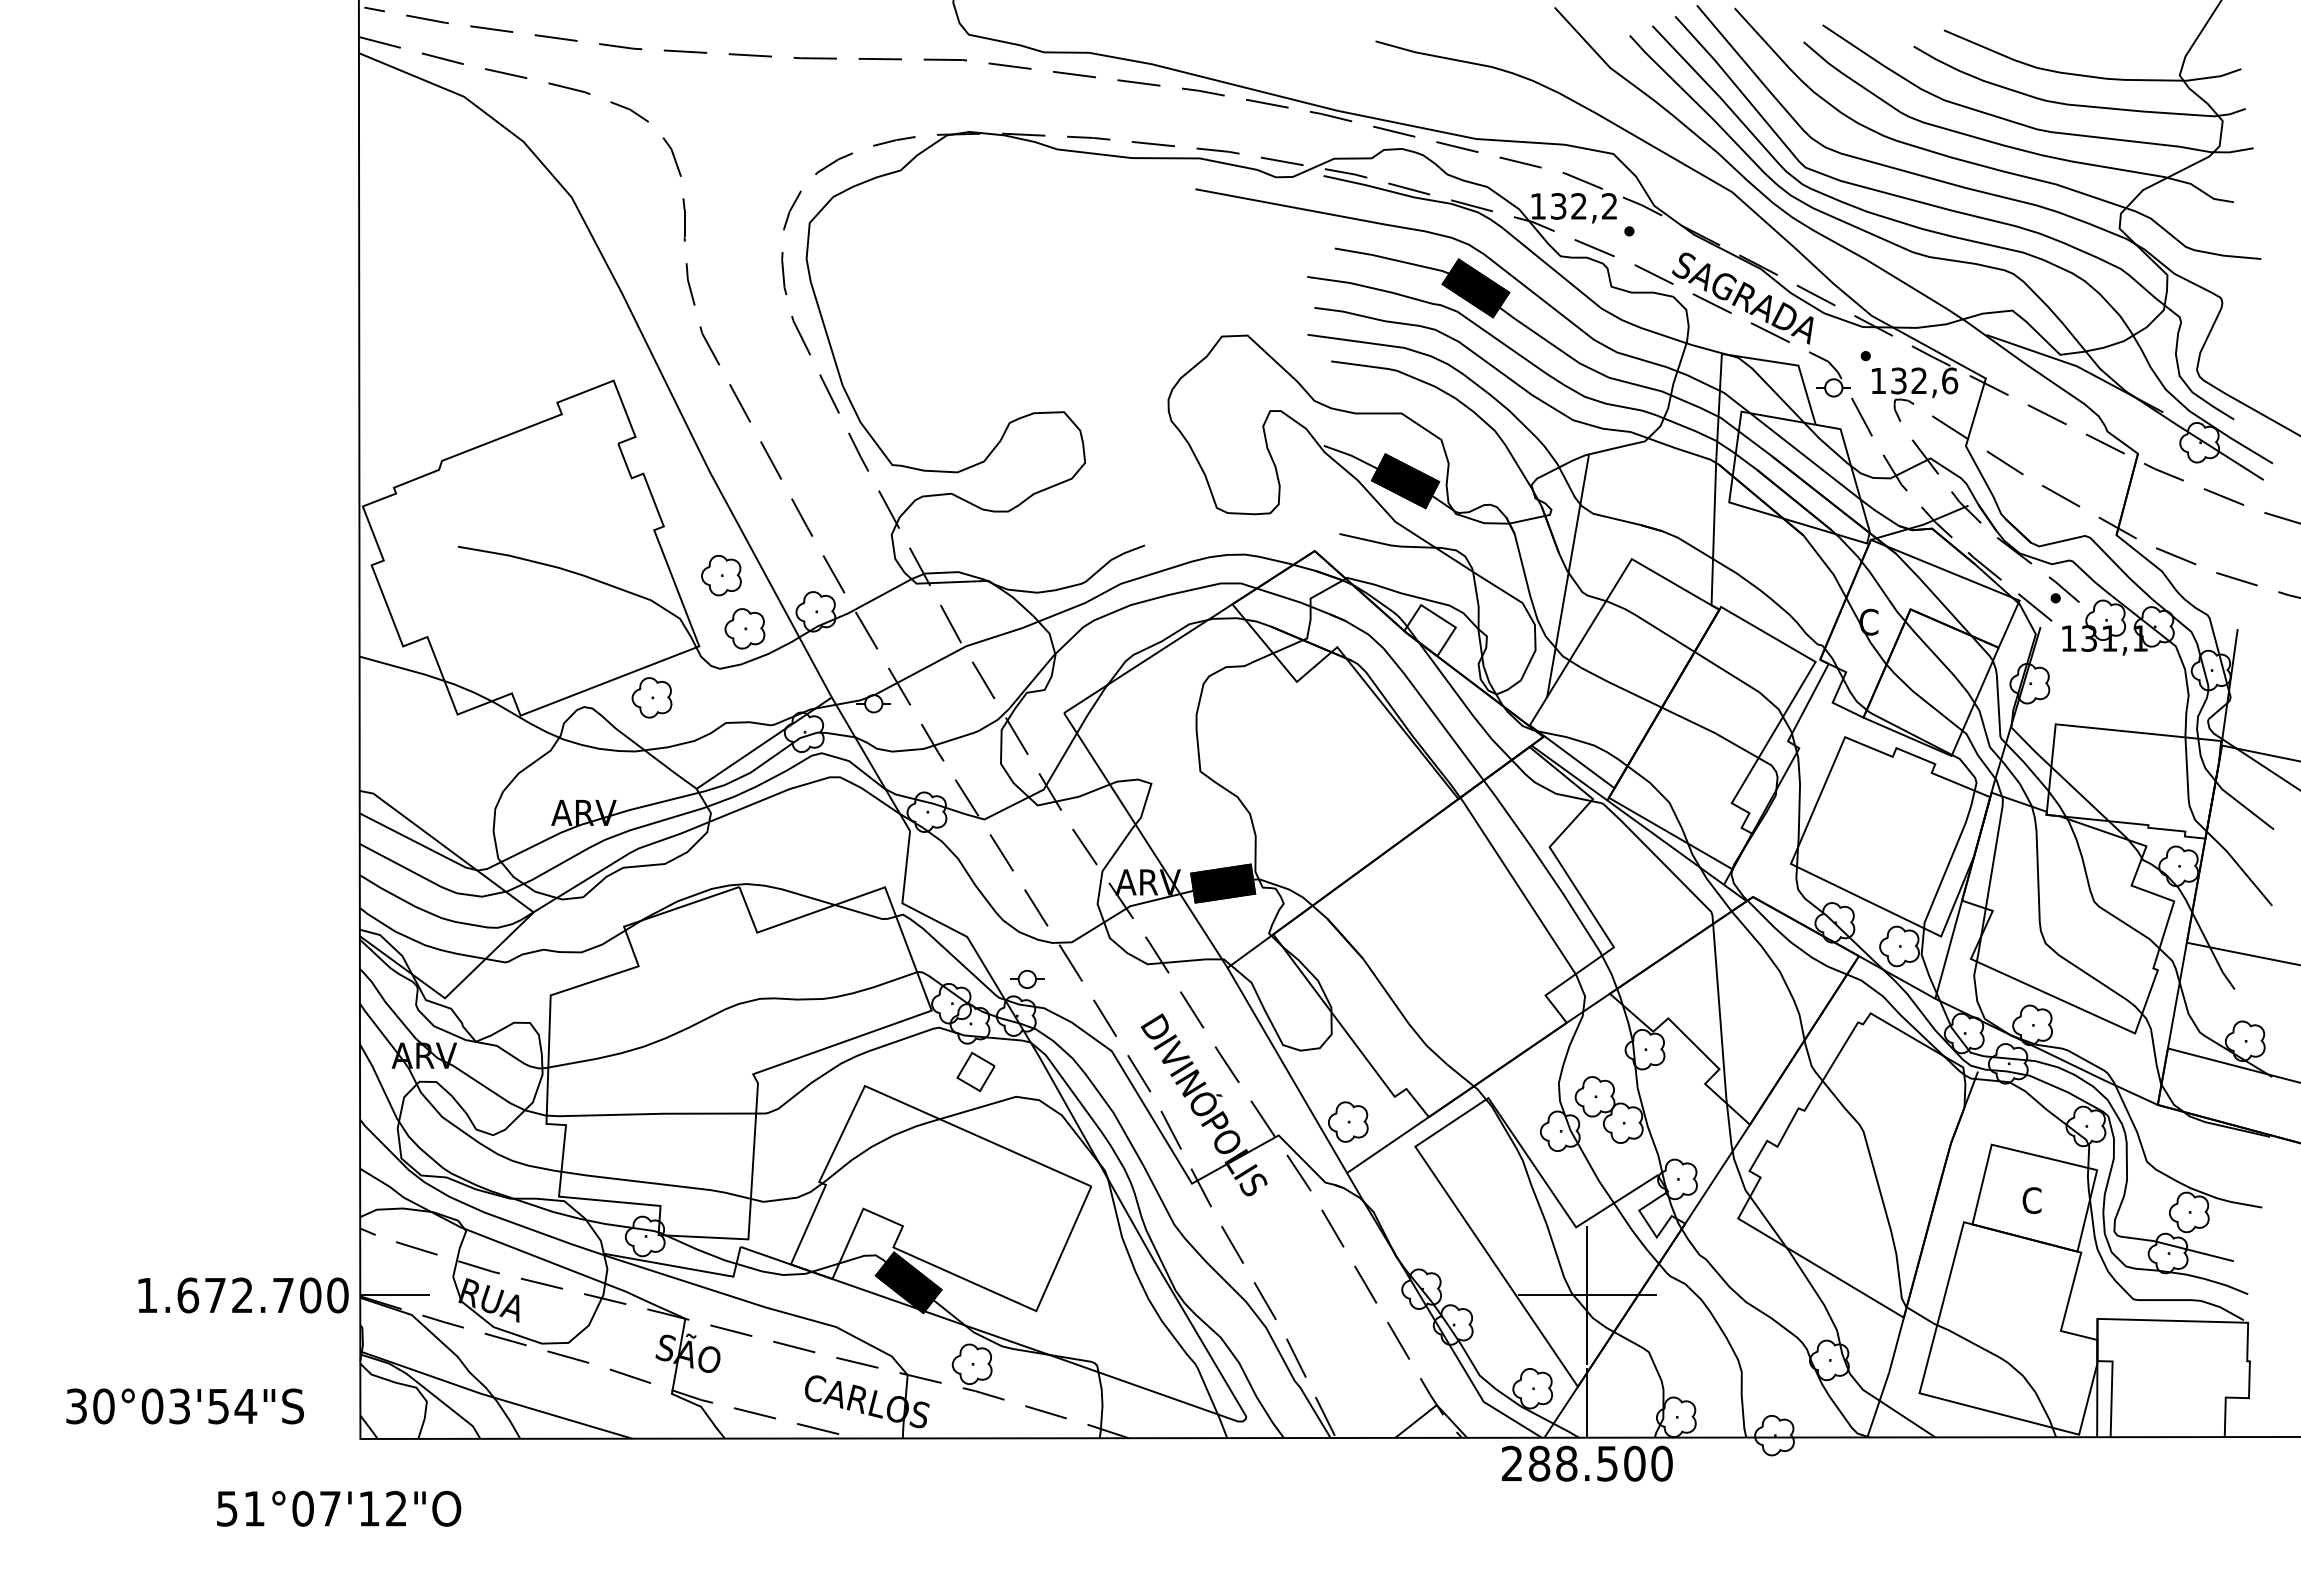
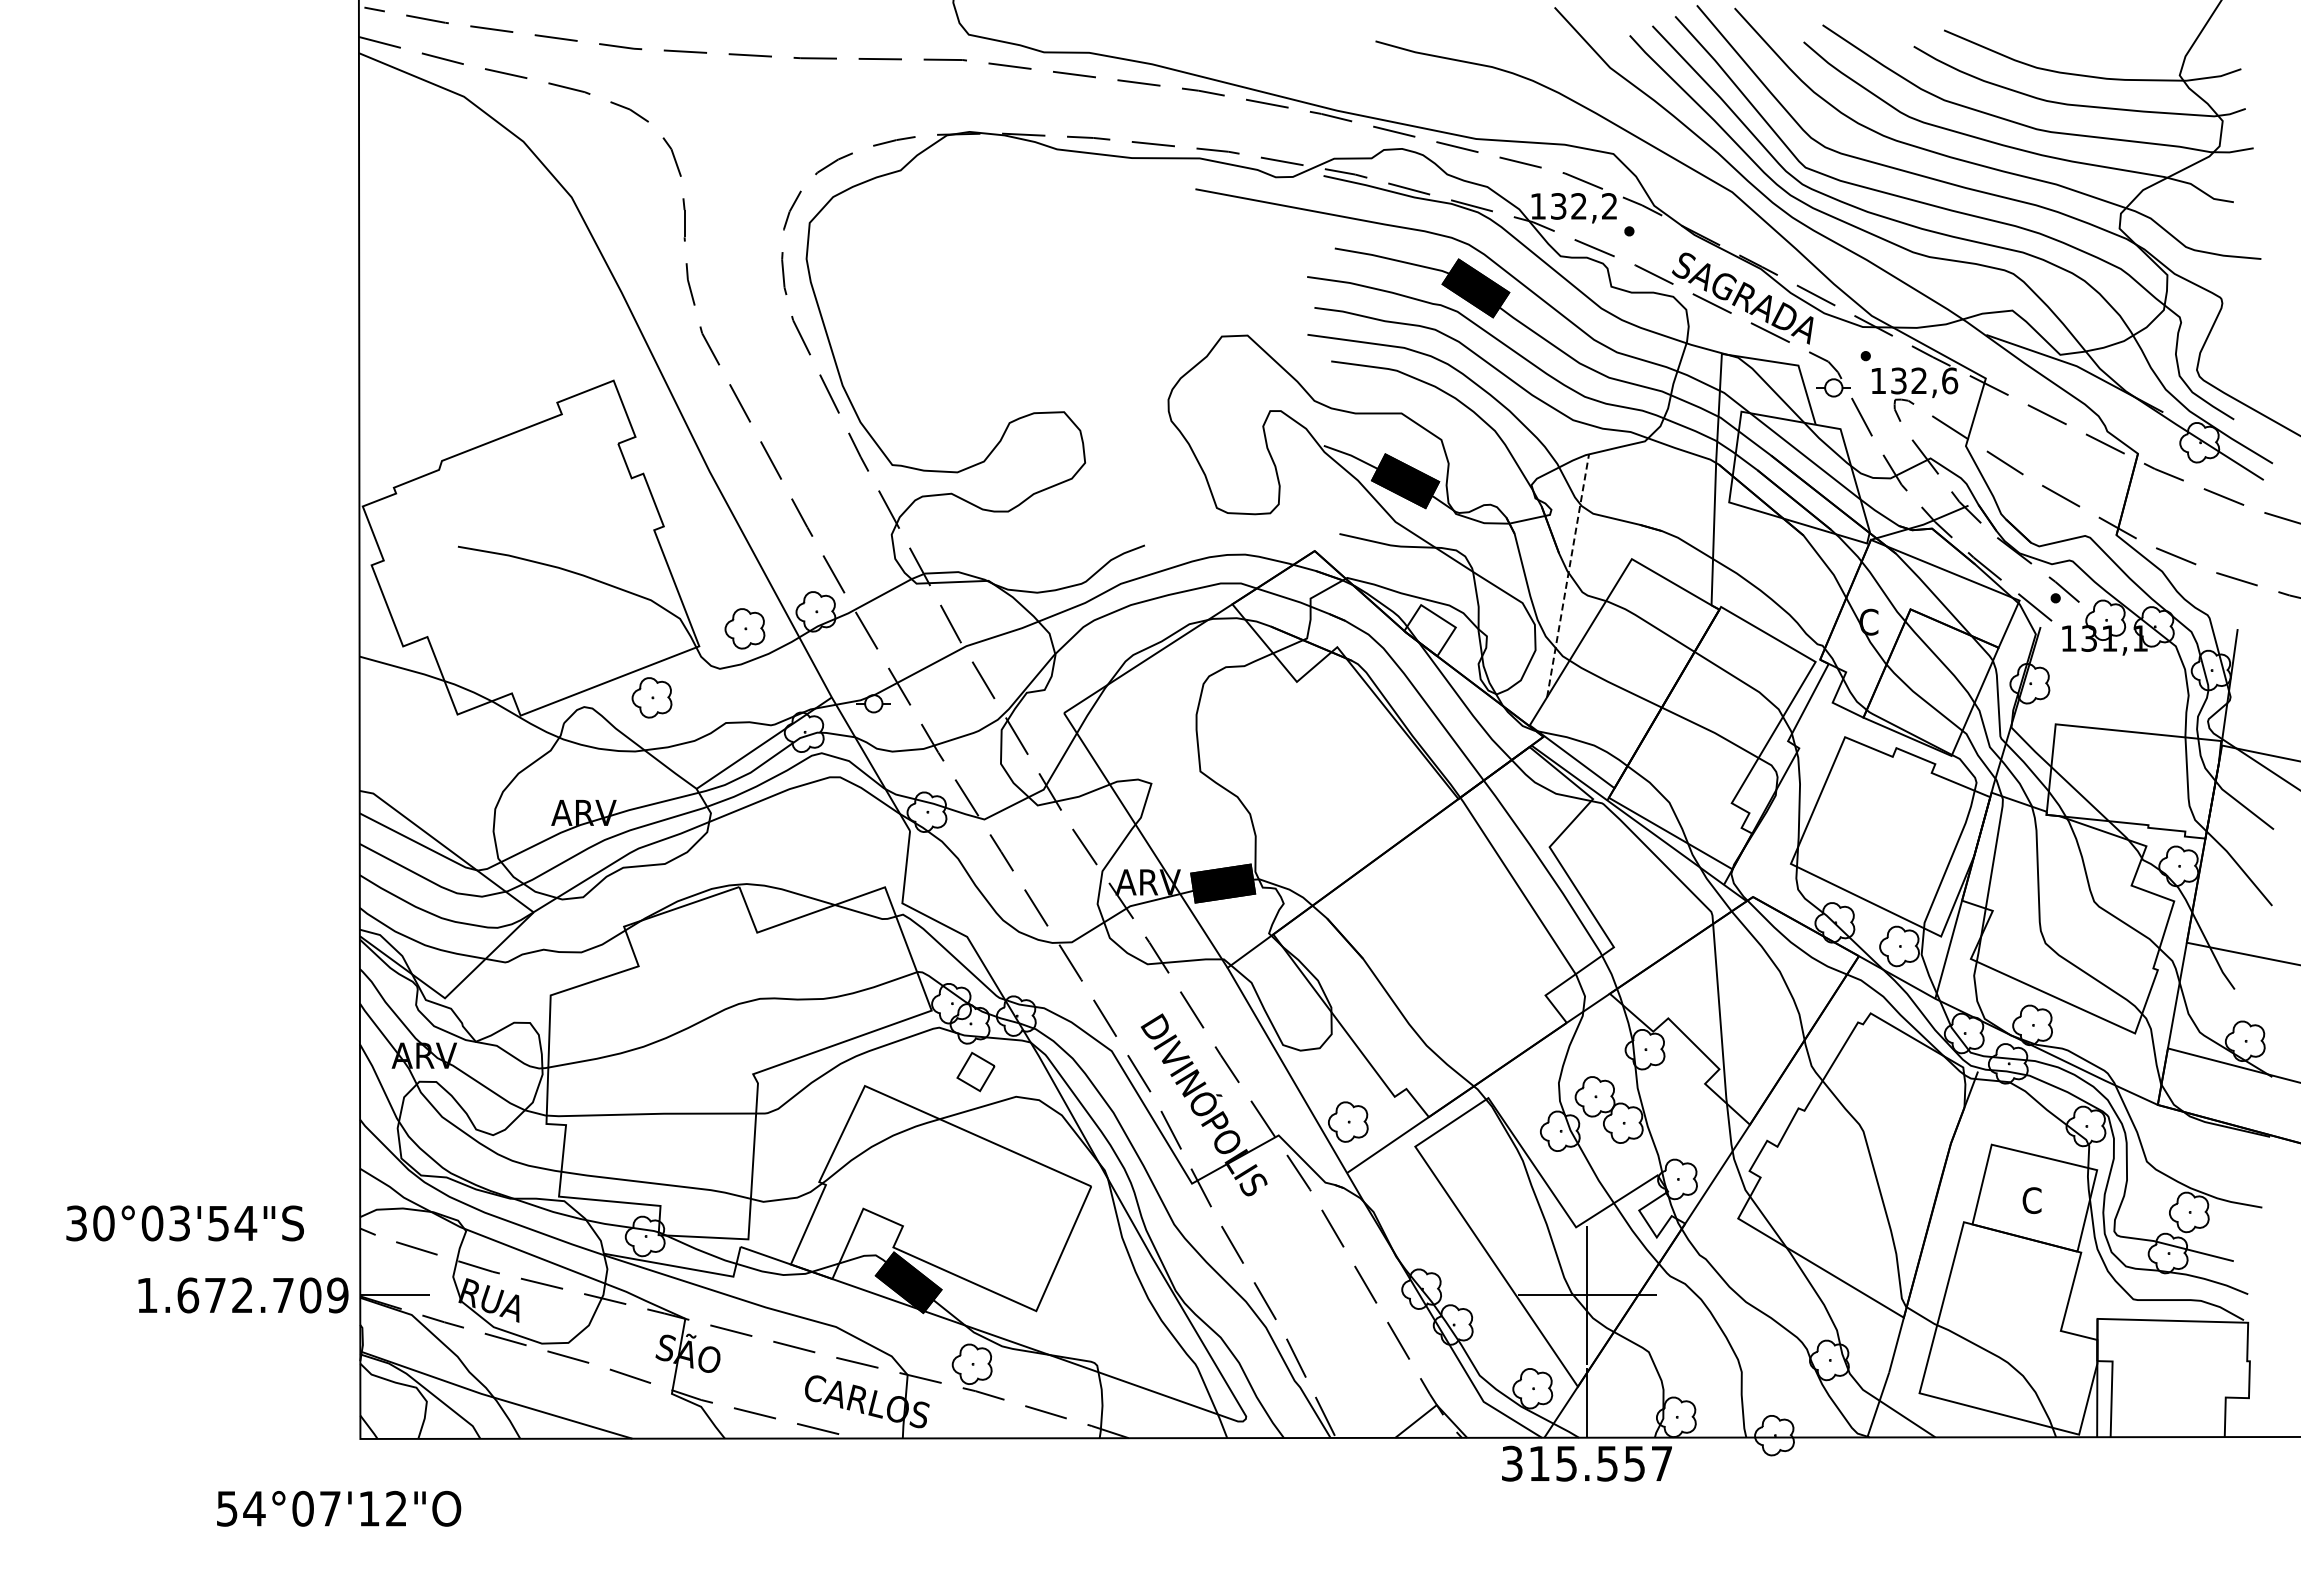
part: present -> none (721, 575)
line: solid -> dashed (1568, 575)
part: present -> none (1027, 978)
text: 1.672.700 -> 1.672.709 (337, 1295)
text position: (184, 1406) -> (184, 1223) (184, 1223)
text: 288.500 -> 315.557 (1587, 1463)
text: 51°07'12"O -> 54°07'12"O (254, 1508)
